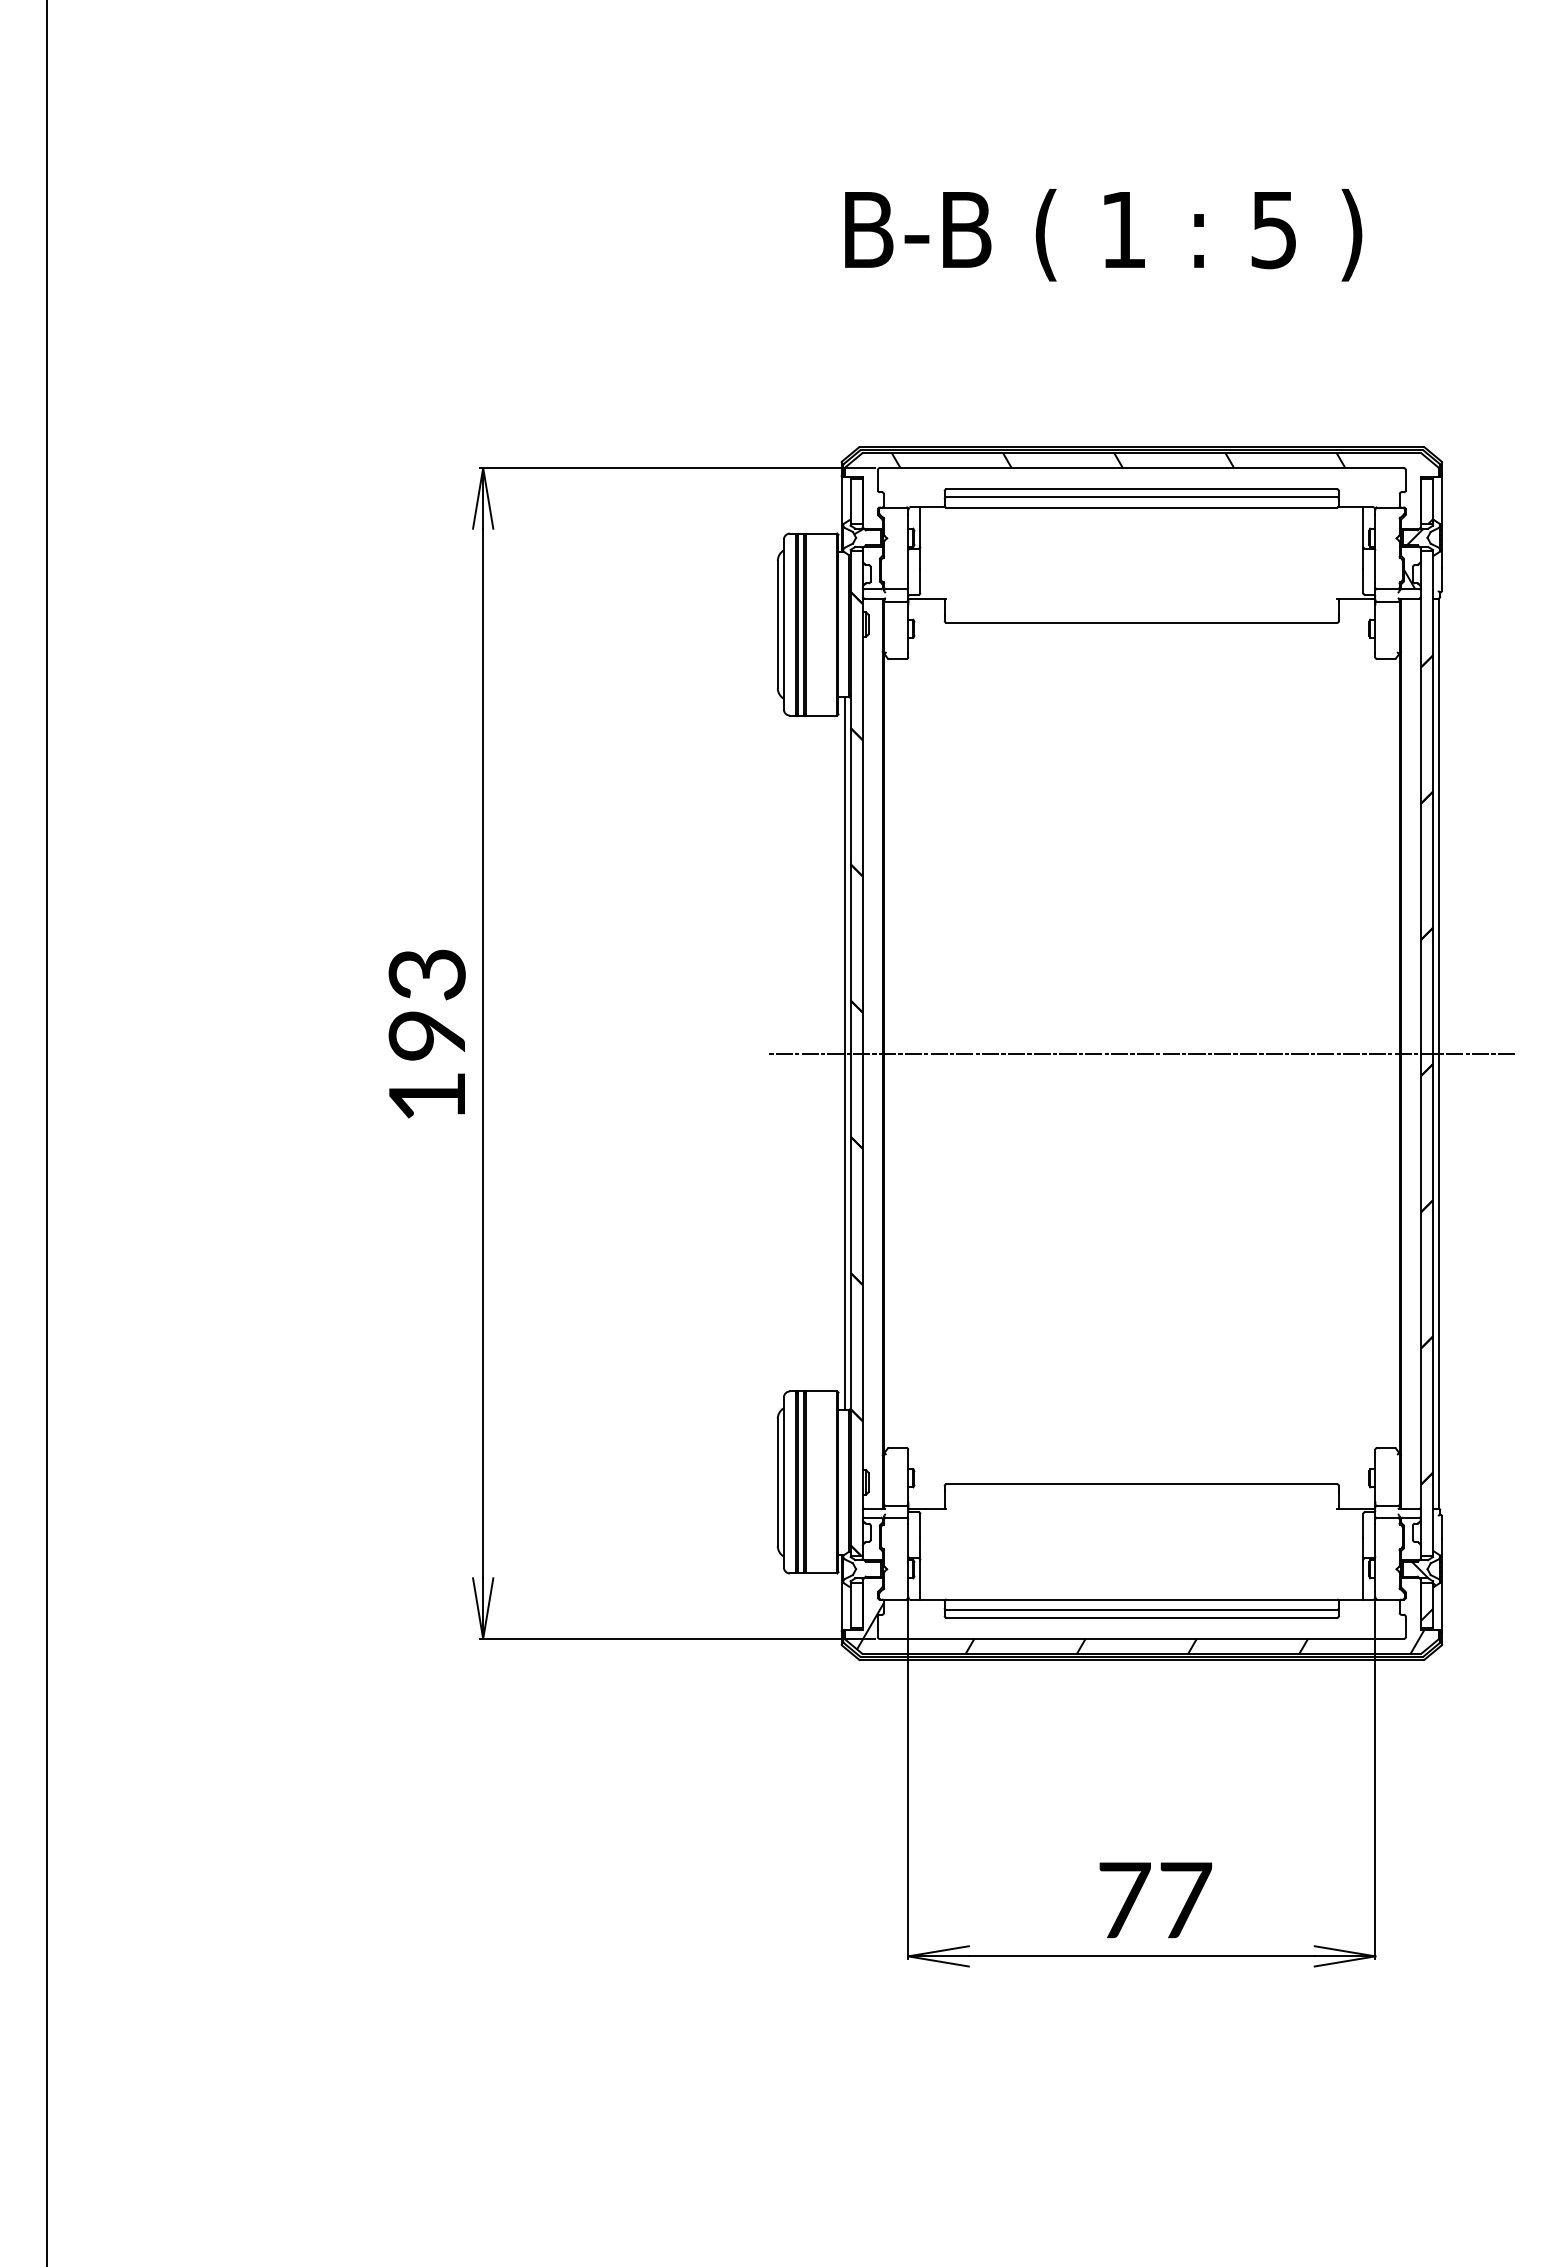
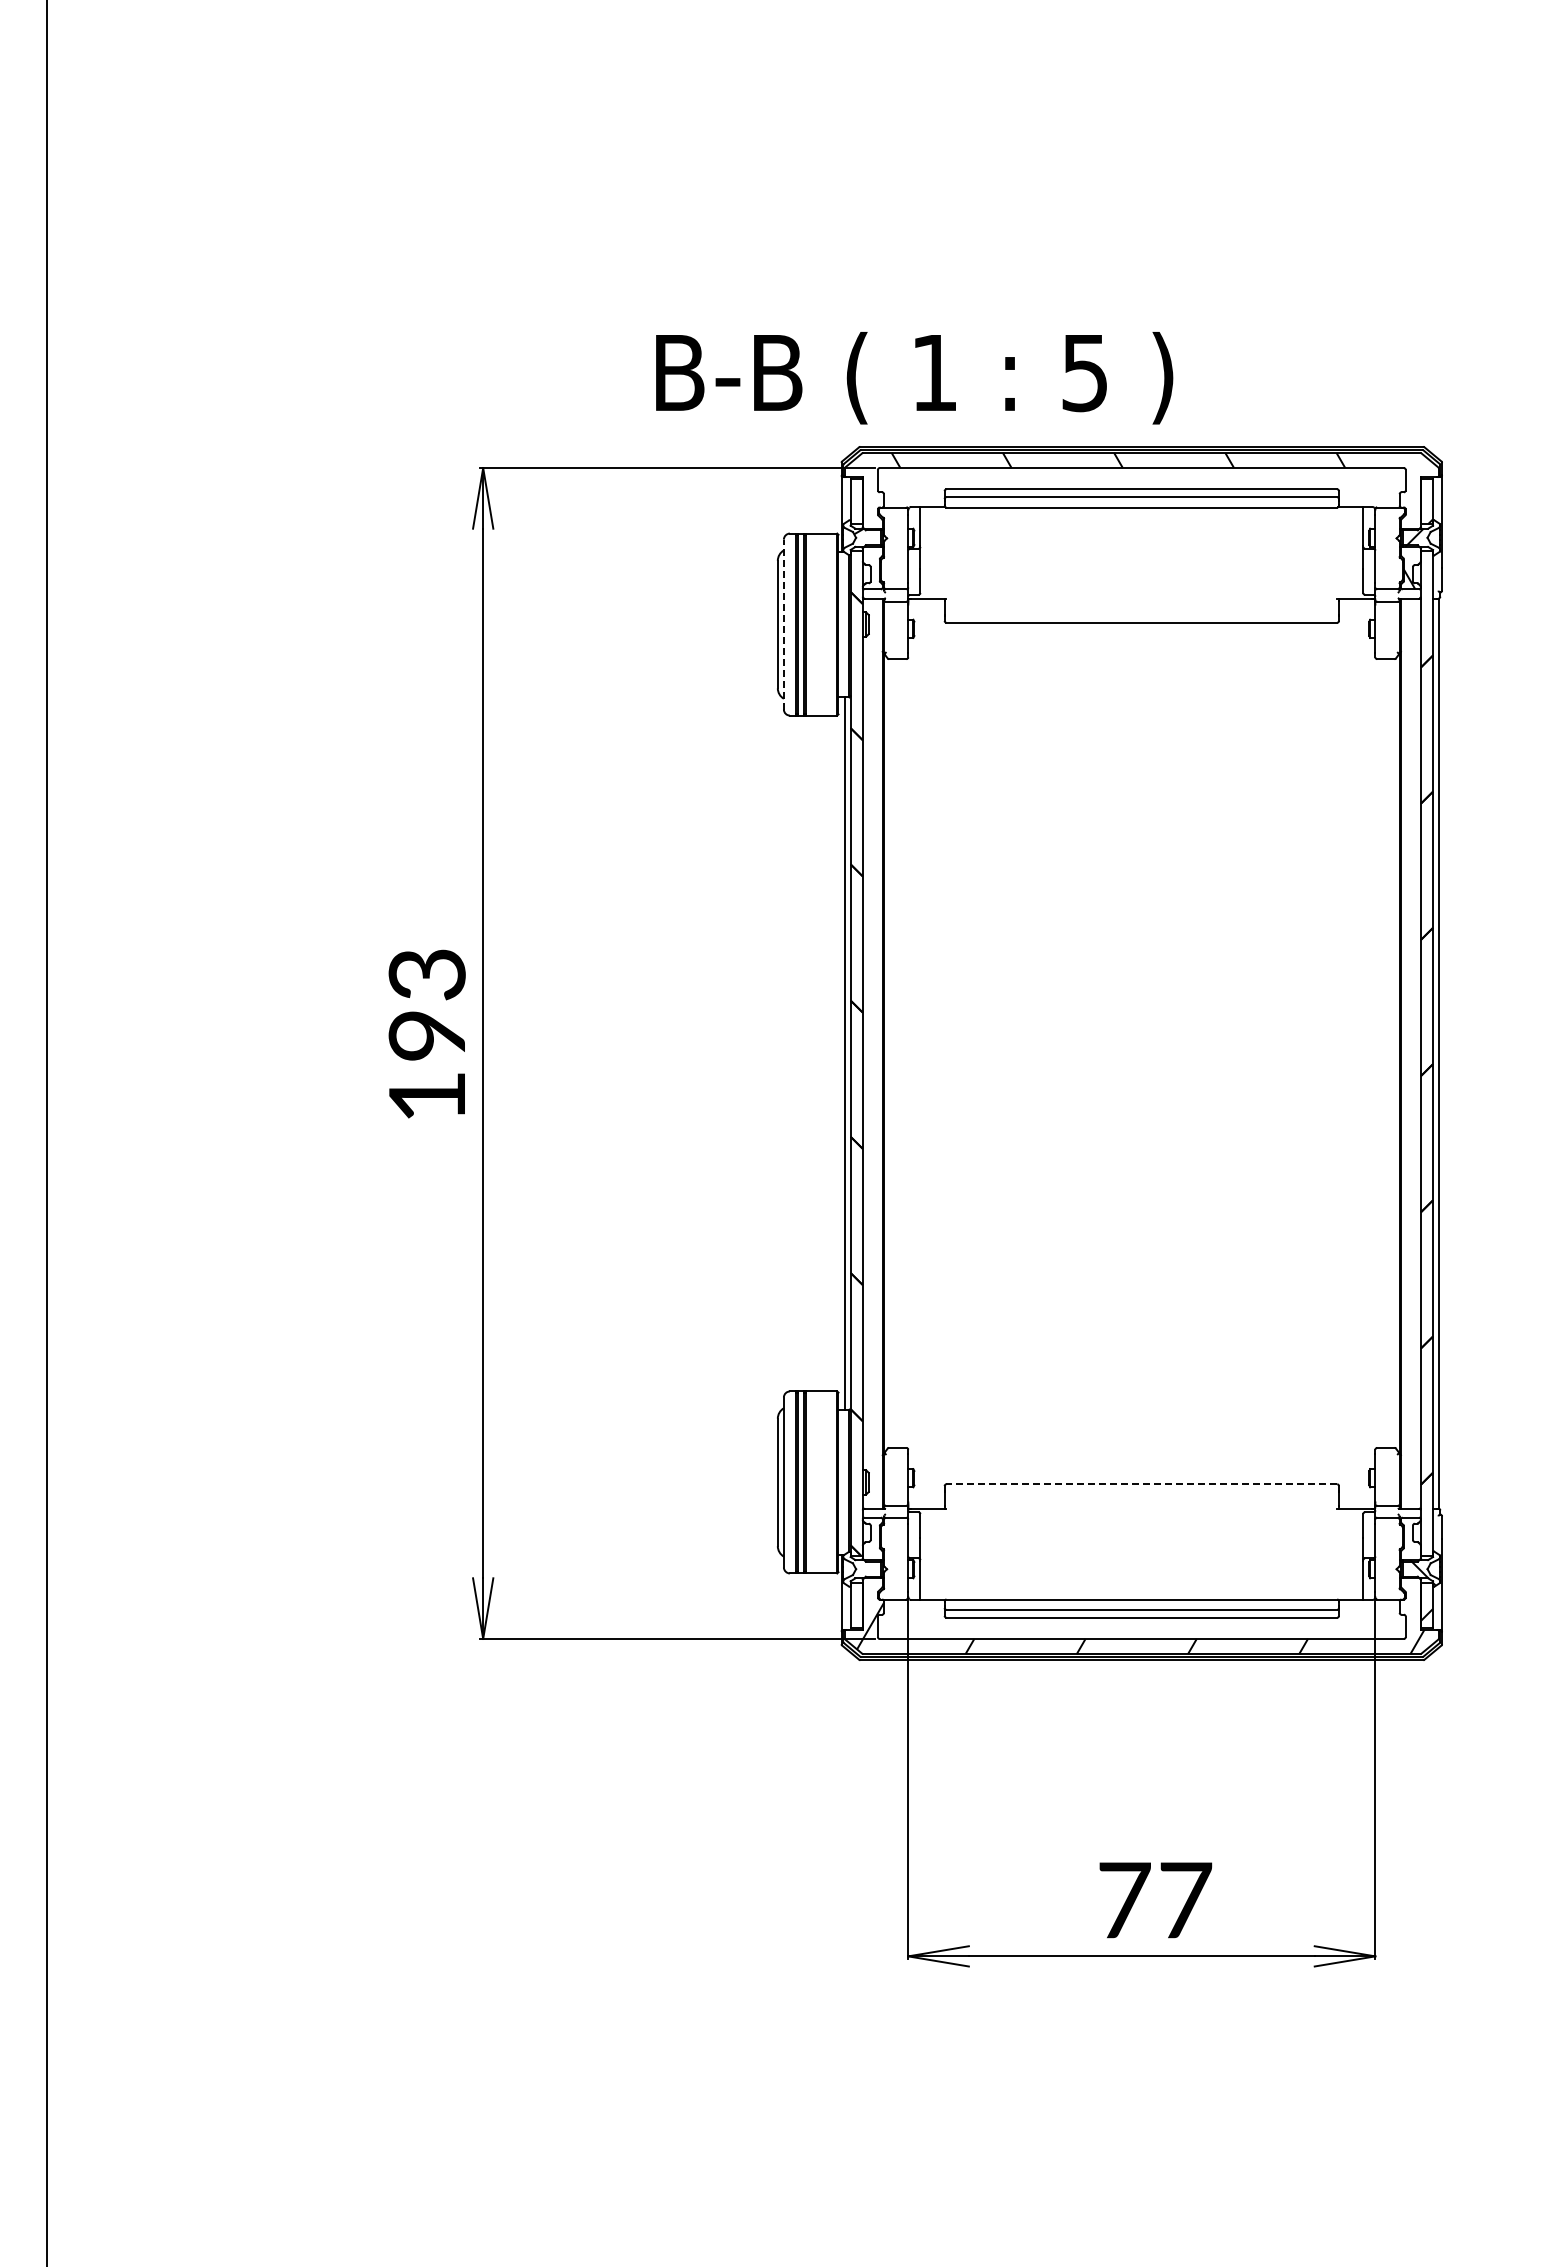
text position: (1103, 235) -> (914, 378) (914, 378)
line: solid -> dashed (783, 624)
line: present -> none (1141, 1053)
line: solid -> dashed (1141, 1484)
